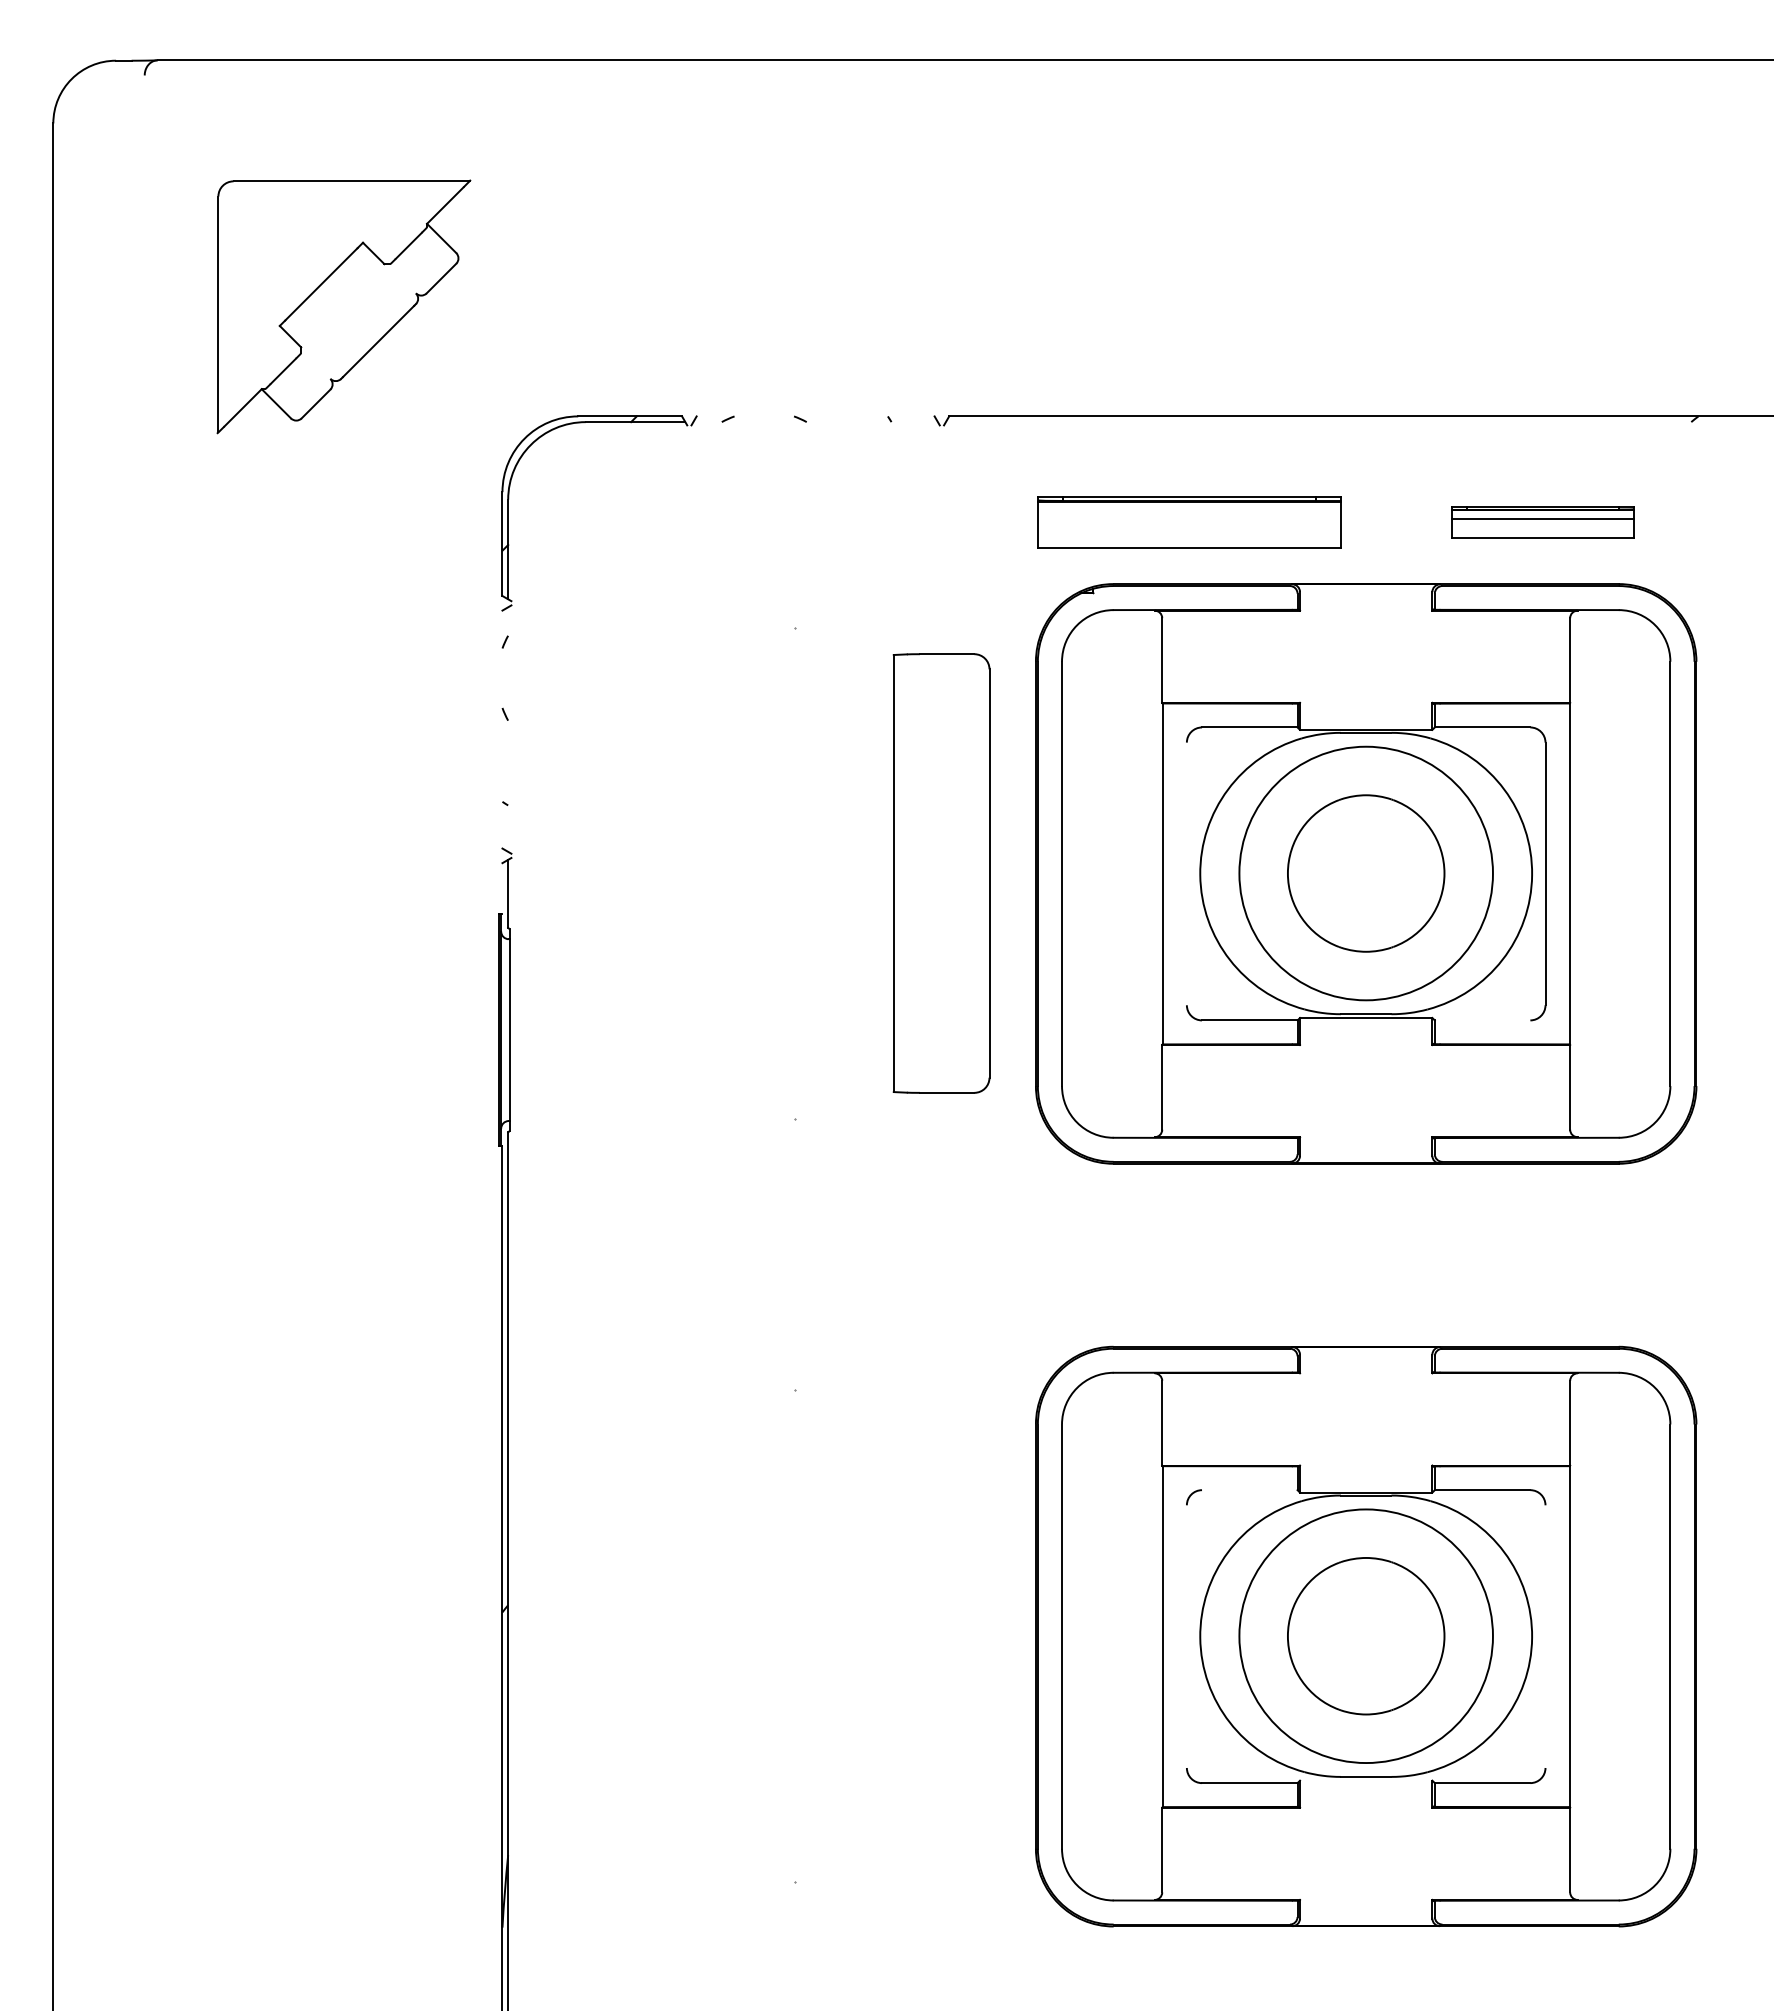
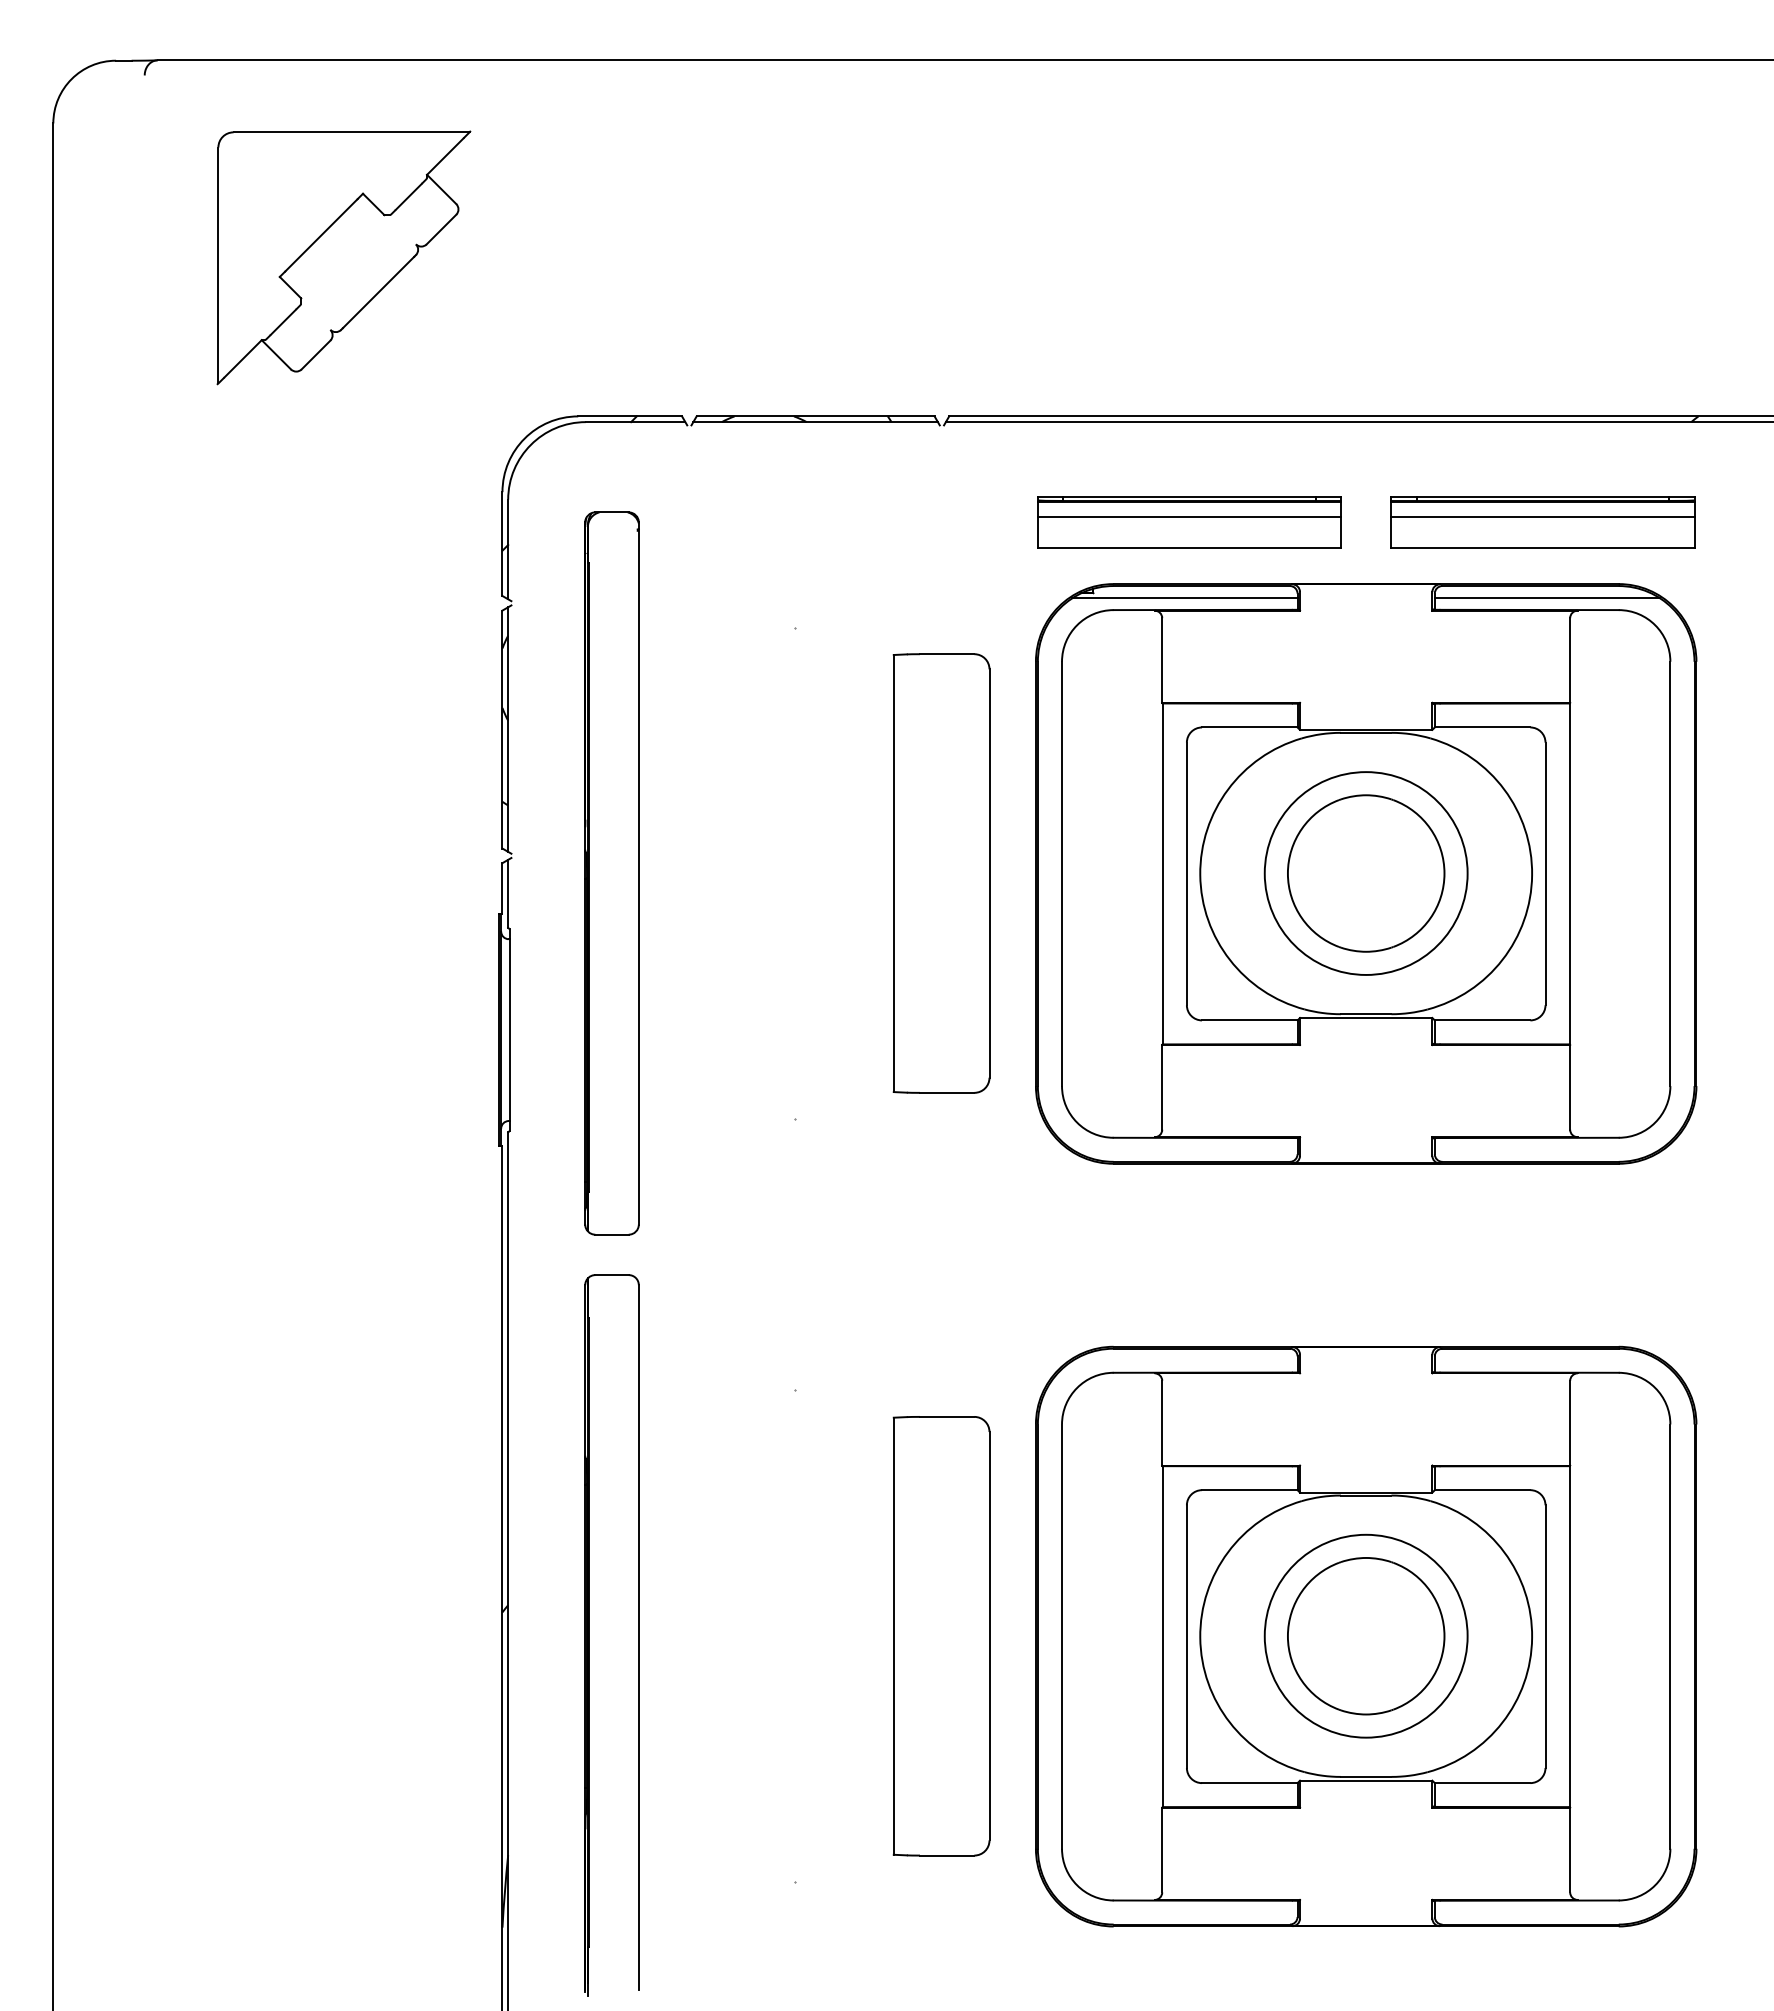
part position: (343, 306) -> (343, 257) (343, 257)
line: none -> present (815, 416)
line: none -> present (815, 422)
line: none -> present (1357, 422)
line: none -> present (1188, 517)
part size: 184x33 px -> 306x53 px (1542, 522)
line: none -> present (1184, 598)
line: none -> present (1547, 598)
line: none -> present (502, 729)
line: none -> present (508, 729)
part: none -> present (611, 873)
line: none -> present (1186, 873)
circle diameter: 254 px -> 203 px (1365, 873)
line: none -> present (502, 888)
line: none -> present (1482, 1020)
line: none -> present (1249, 1490)
part: none -> present (589, 1635)
part: none -> present (941, 1636)
line: none -> present (1186, 1636)
circle diameter: 254 px -> 203 px (1365, 1635)
line: none -> present (1545, 1636)
line: none -> present (1366, 1780)
